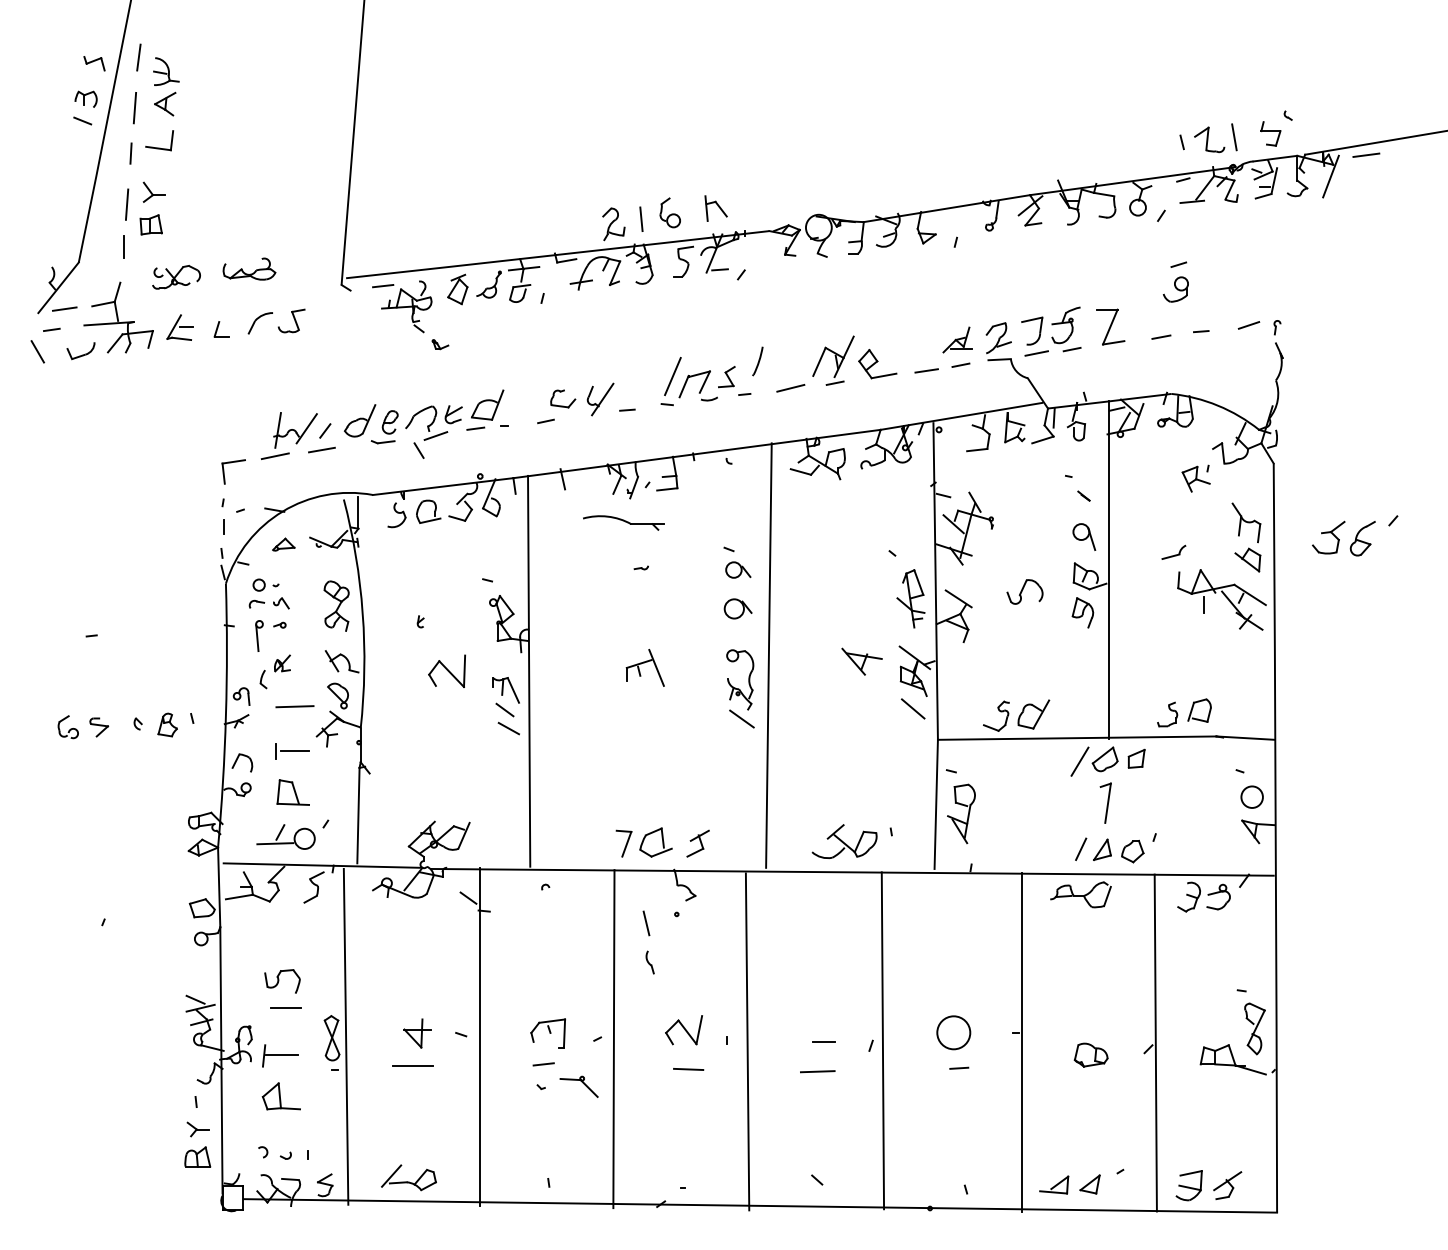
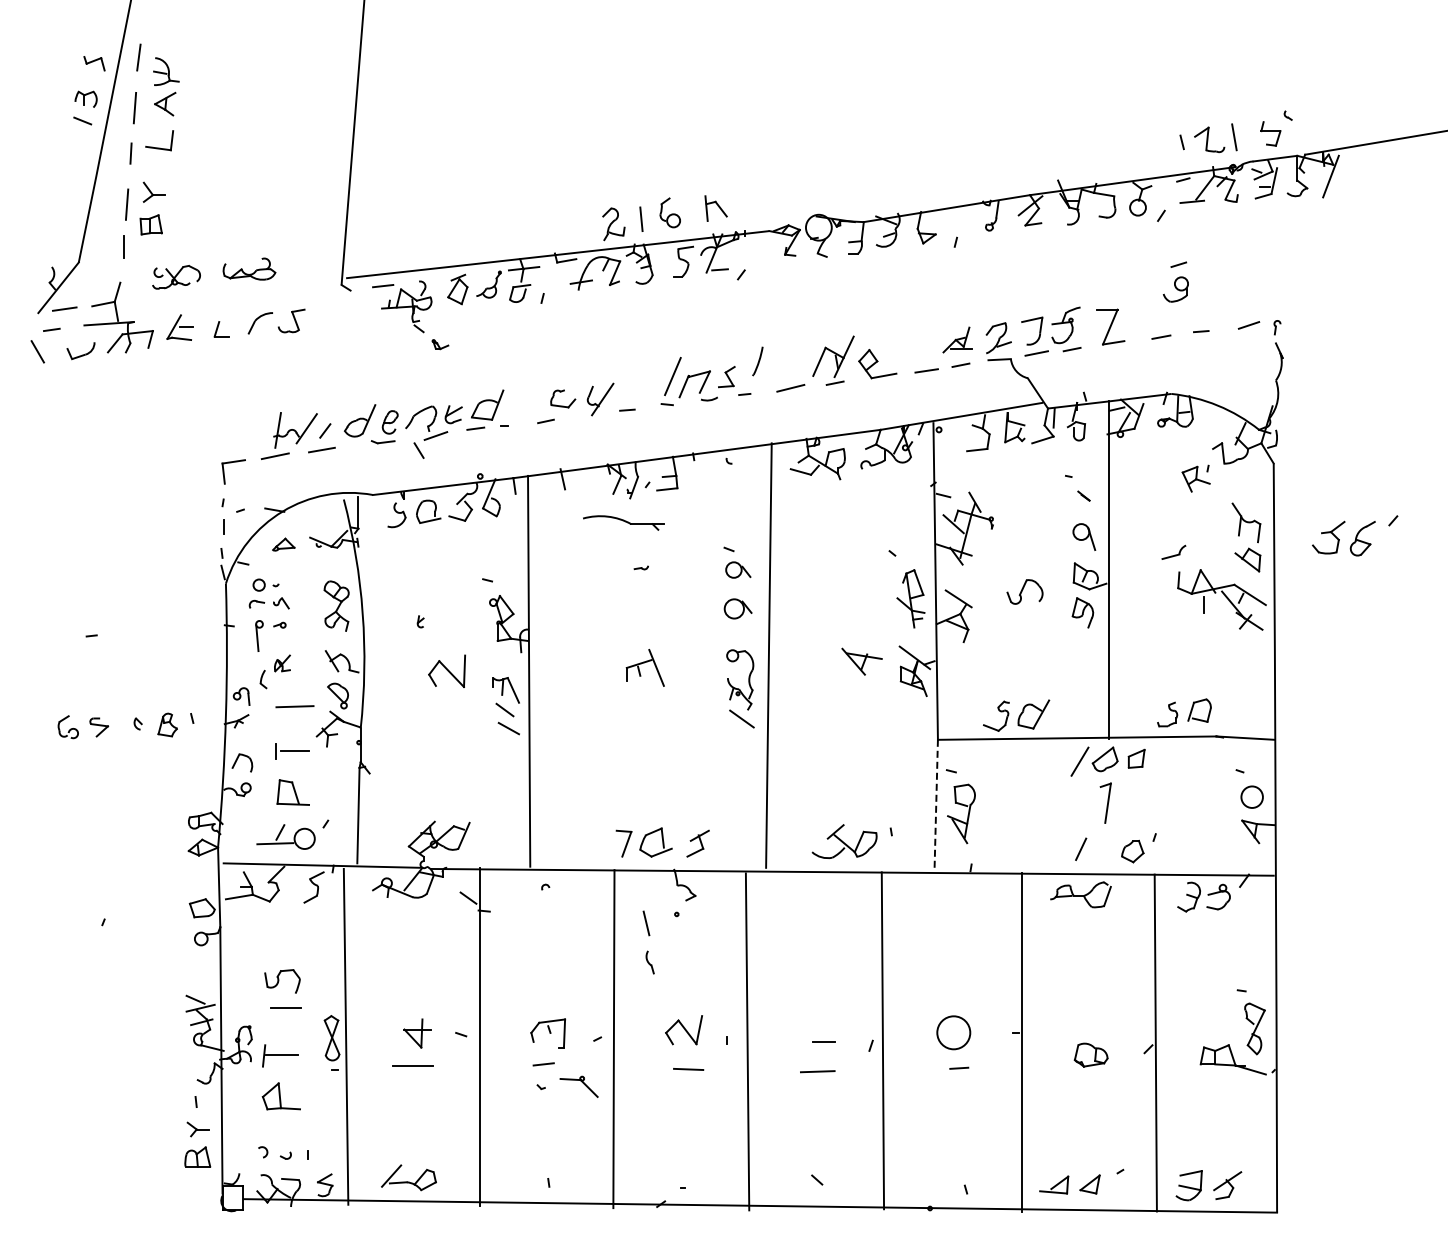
line: present -> none (1366, 154)
line: present -> none (913, 708)
line: solid -> dashed (936, 804)
part: present -> none (1102, 849)
